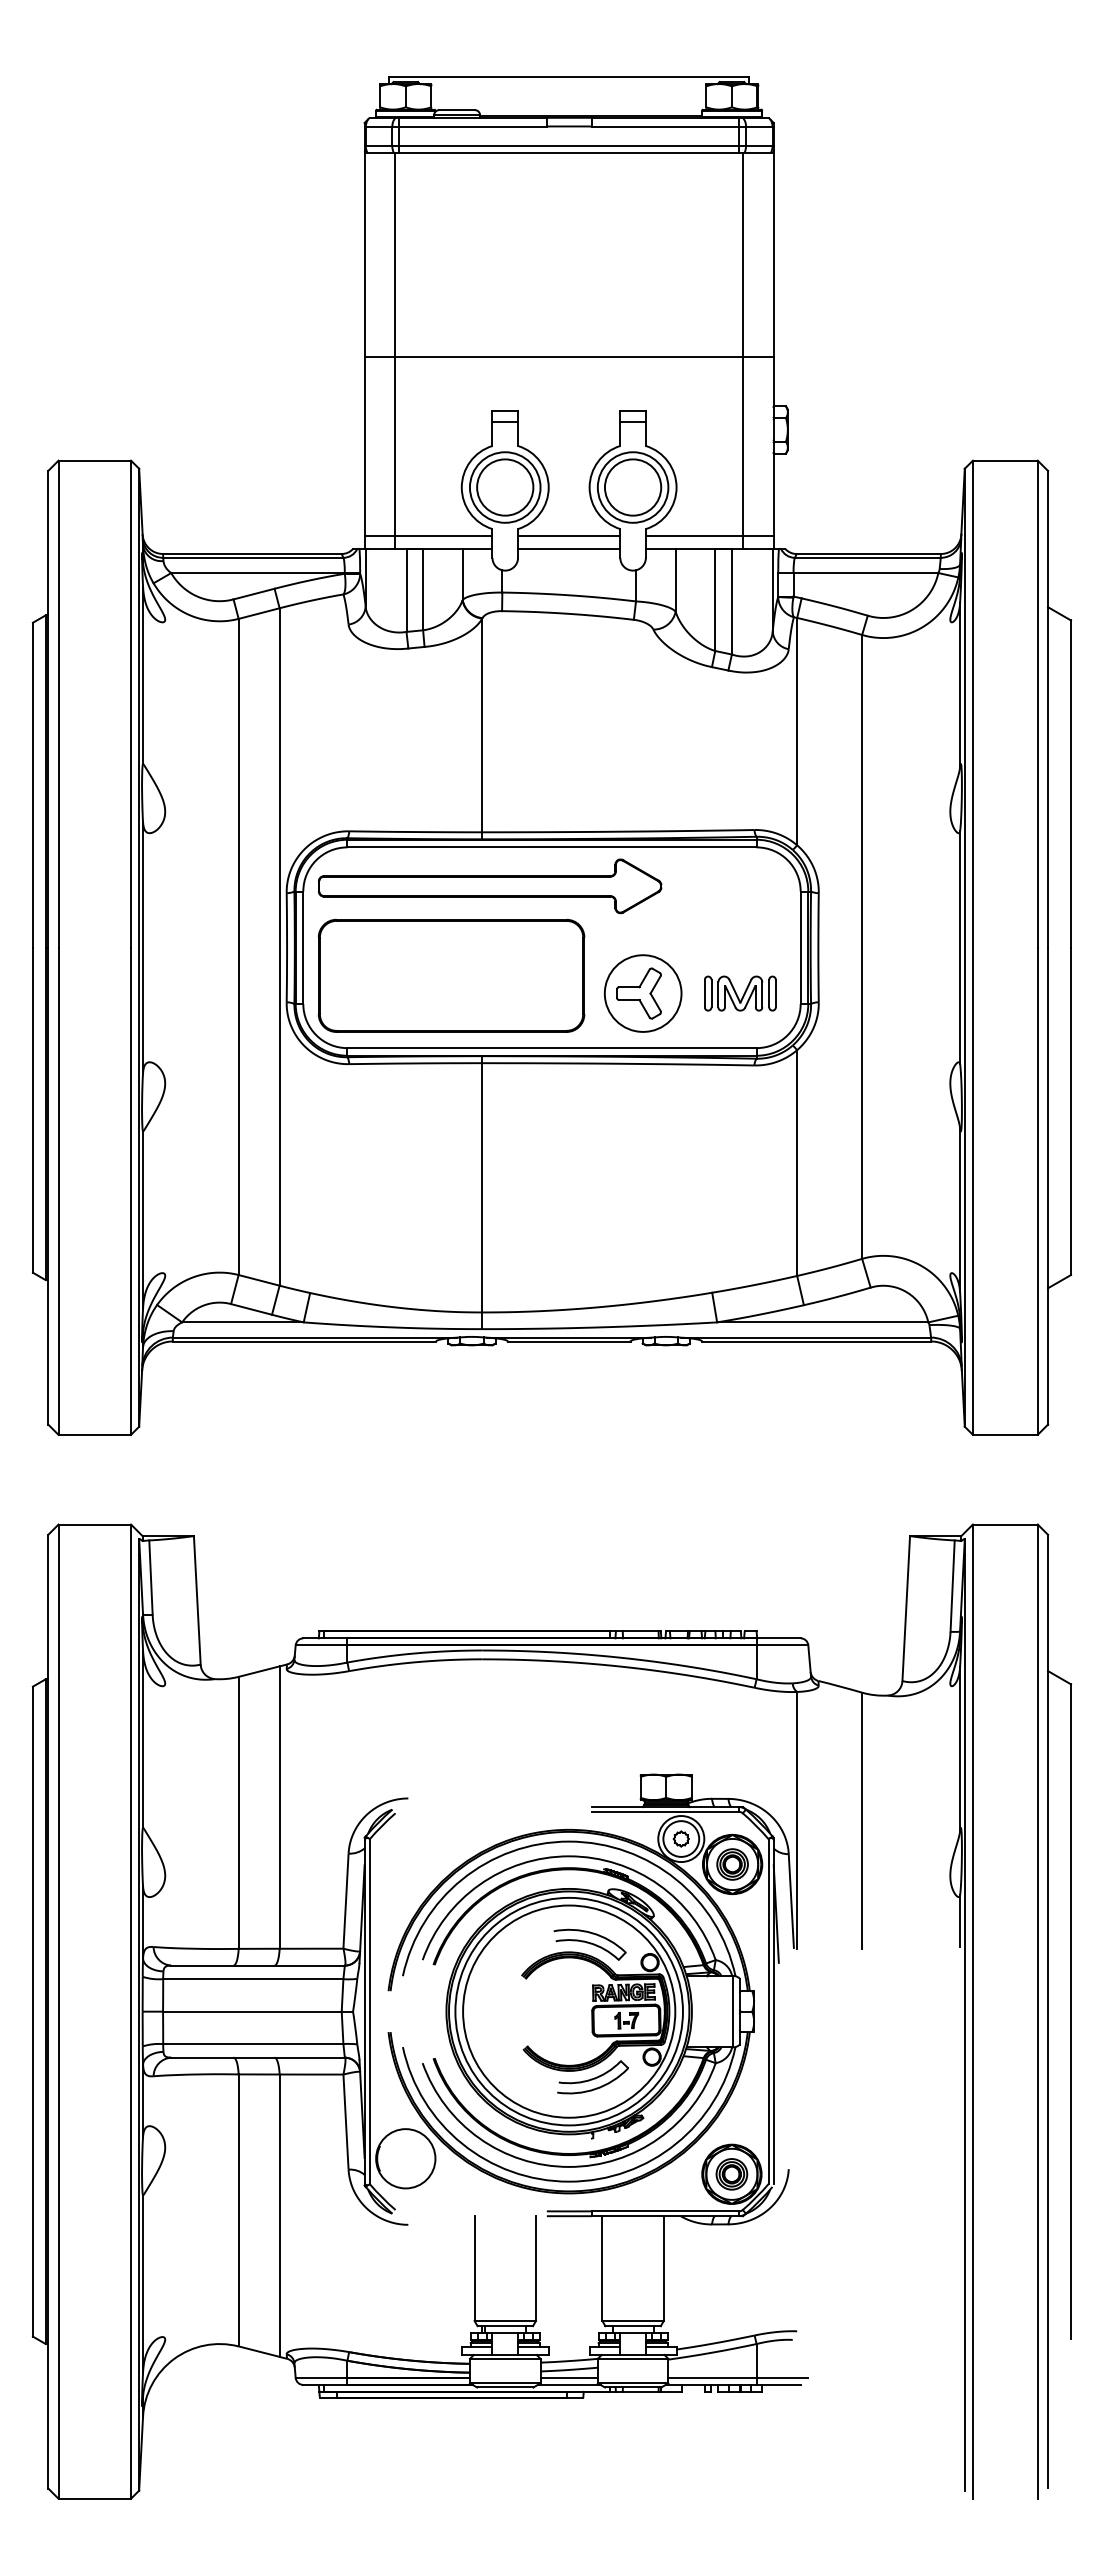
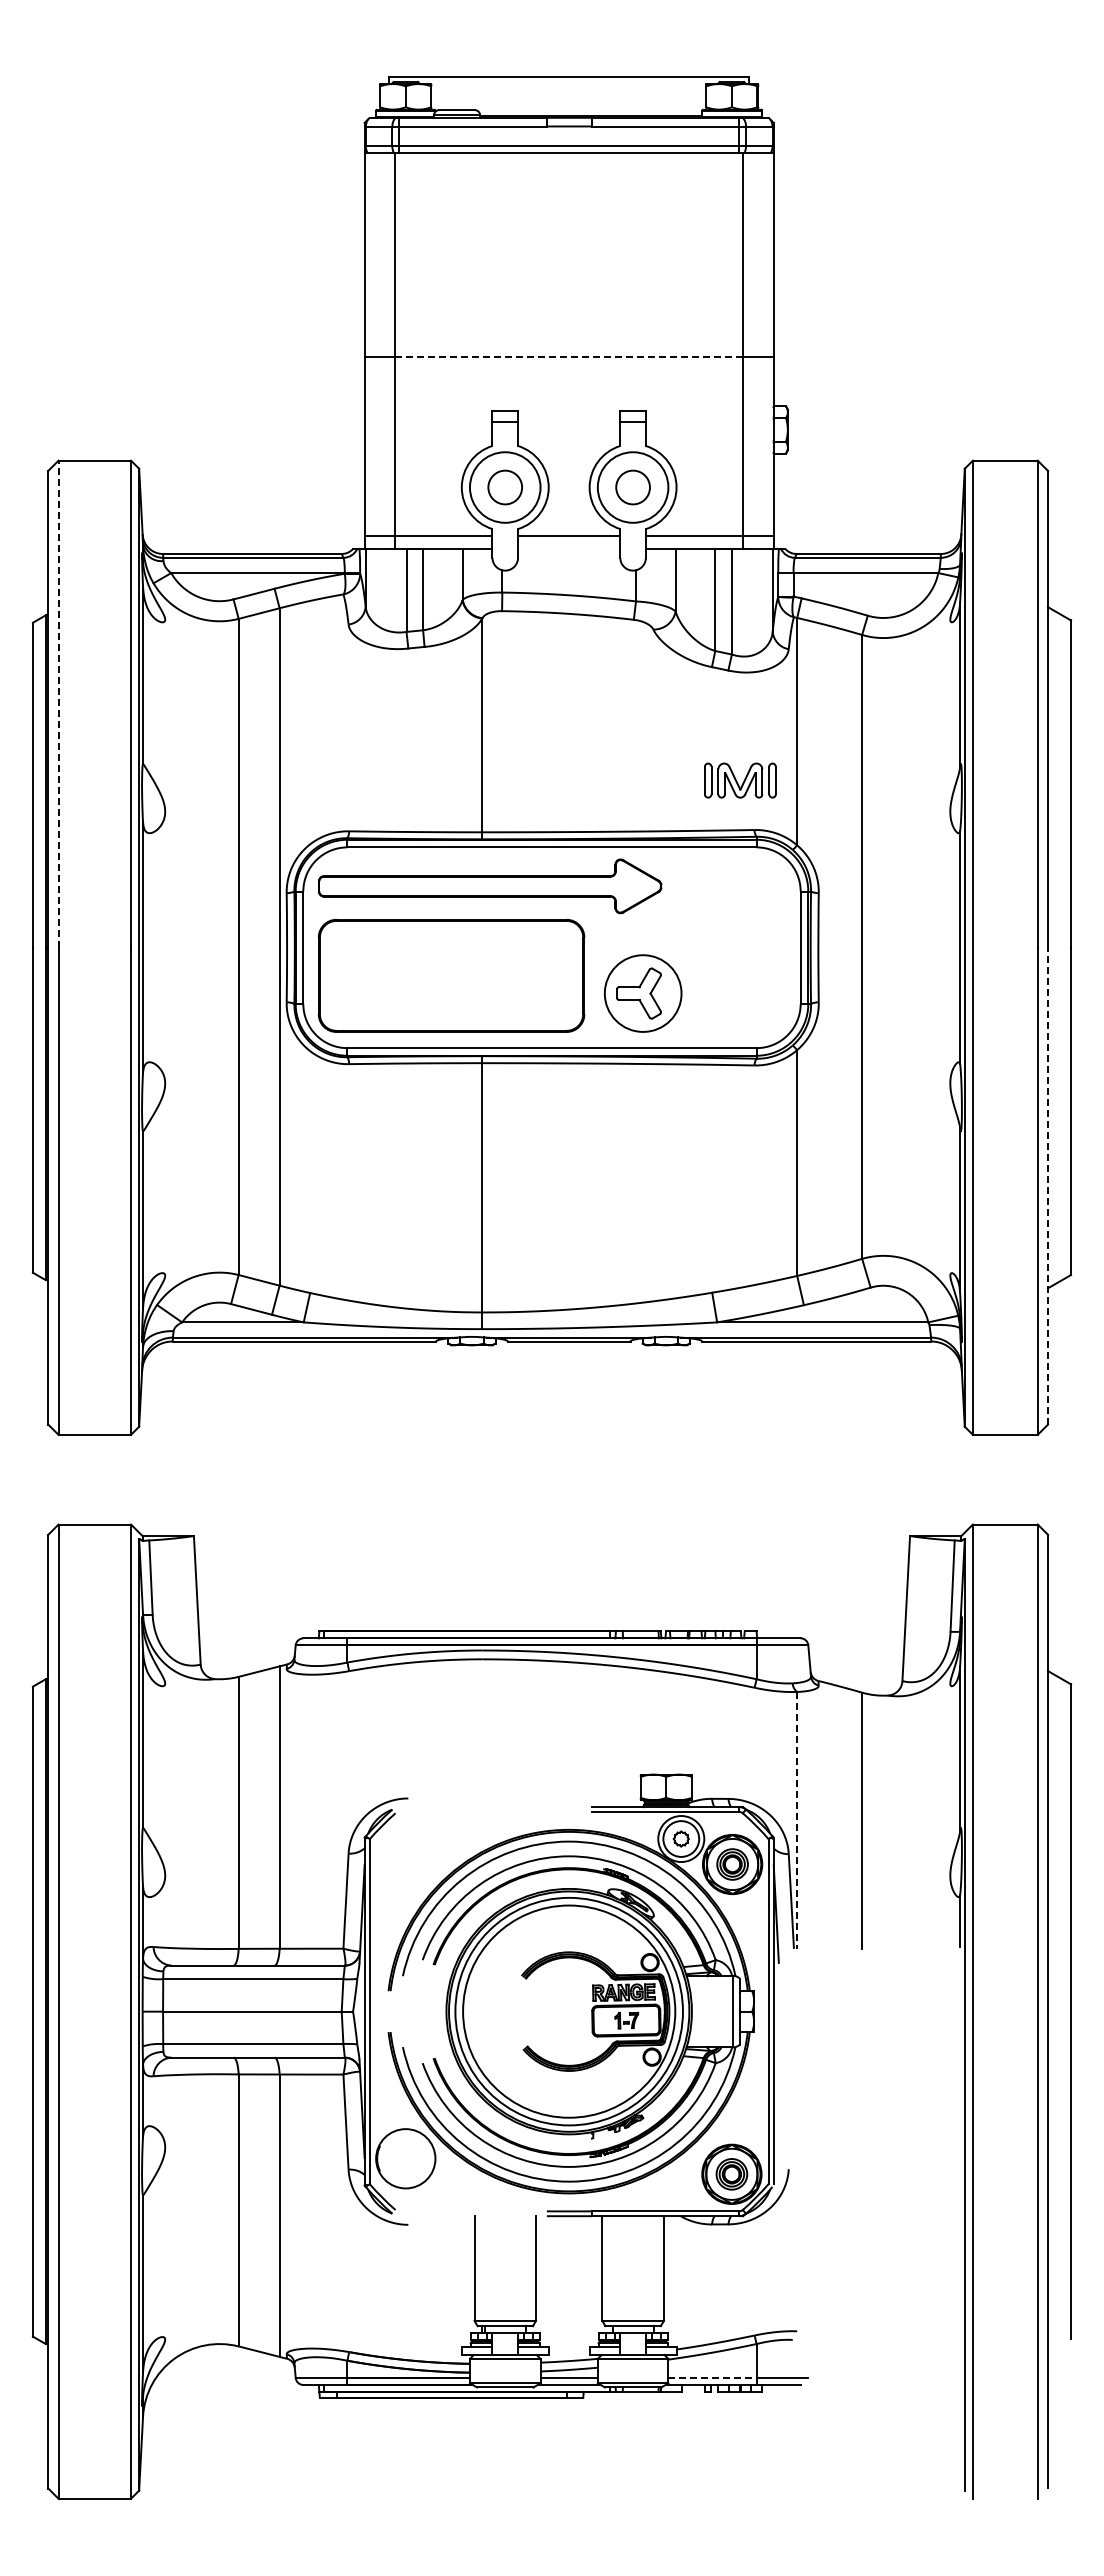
line: solid -> dashed (569, 357)
circle diameter: 56 px -> 34 px (505, 487)
circle diameter: 56 px -> 34 px (632, 487)
line: present -> none (569, 548)
line: solid -> dashed (58, 704)
part position: (740, 993) -> (740, 780) (740, 780)
line: solid -> dashed (1048, 1185)
line: solid -> dashed (797, 1820)
part: present -> none (589, 1944)
part: present -> none (592, 2077)
line: solid -> dashed (712, 2377)
